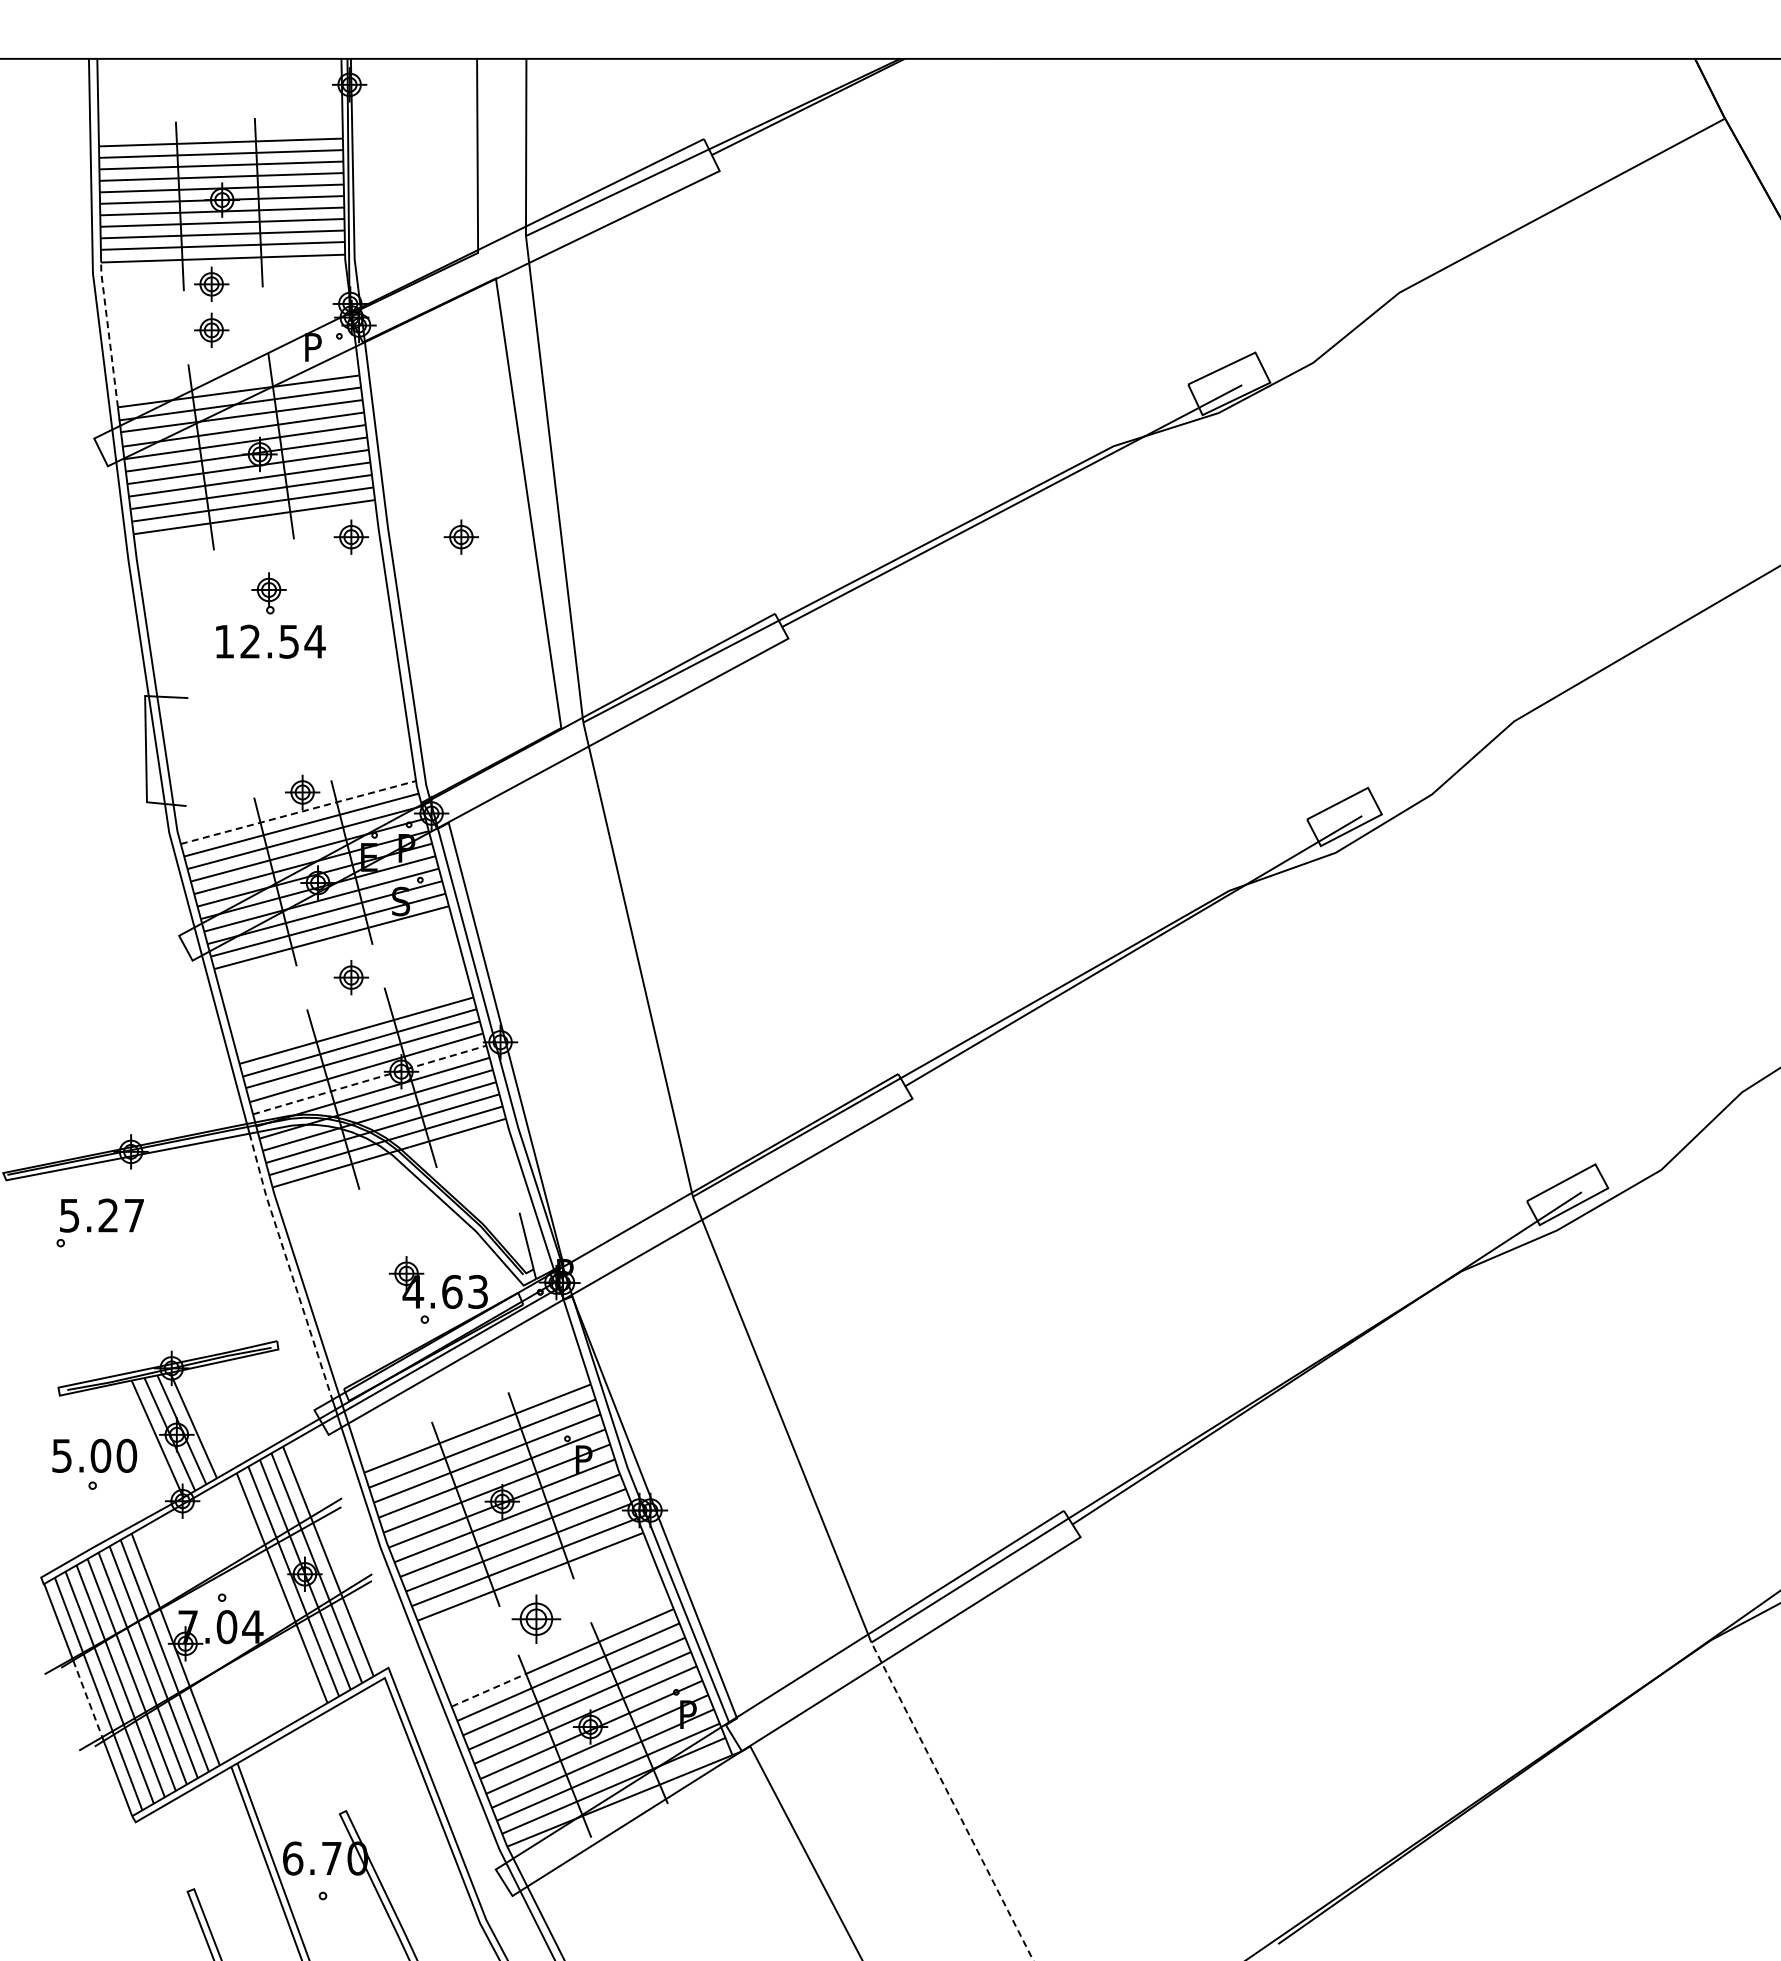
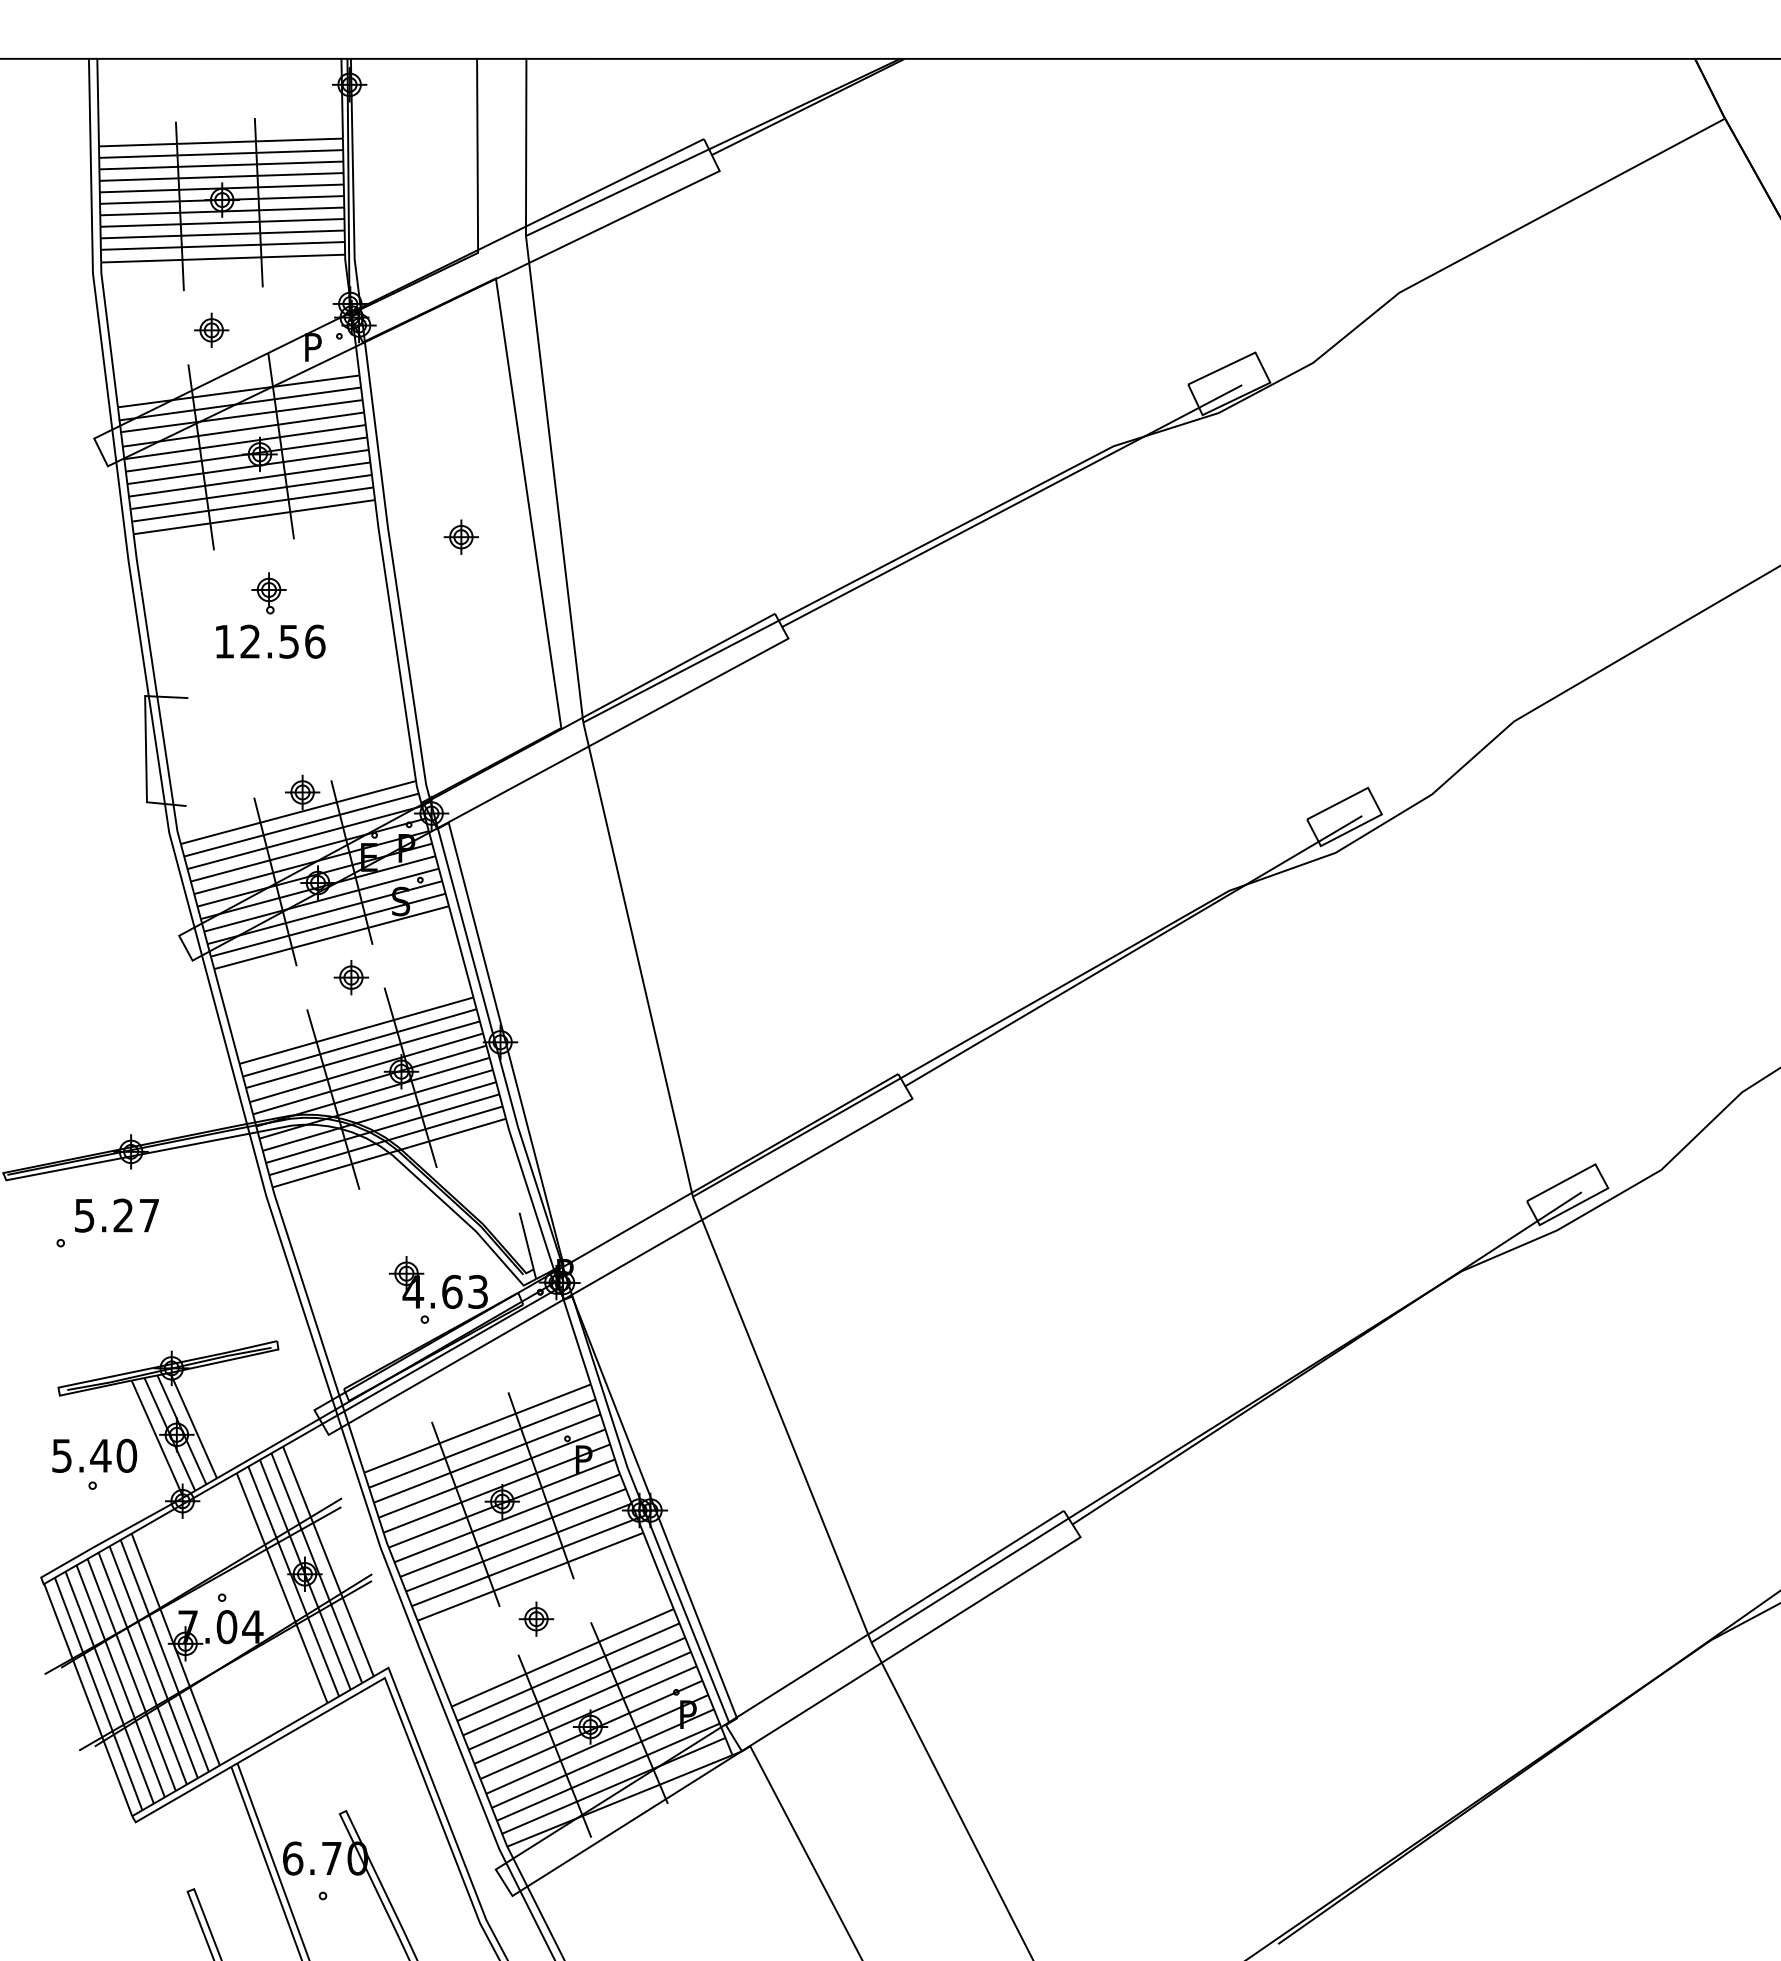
part: present -> none (211, 283)
line: dashed -> solid (108, 334)
part: present -> none (350, 536)
text: 12.54 -> 12.56 (314, 641)
line: dashed -> solid (297, 812)
line: dashed -> solid (369, 1080)
text position: (101, 1215) -> (116, 1215) (116, 1215)
line: dashed -> solid (289, 1267)
text: 5.00 -> 5.40 (100, 1455)
part size: 51x50 px -> 37x36 px (536, 1618)
line: dashed -> solid (488, 1690)
line: dashed -> solid (87, 1698)
line: dashed -> solid (952, 1801)
